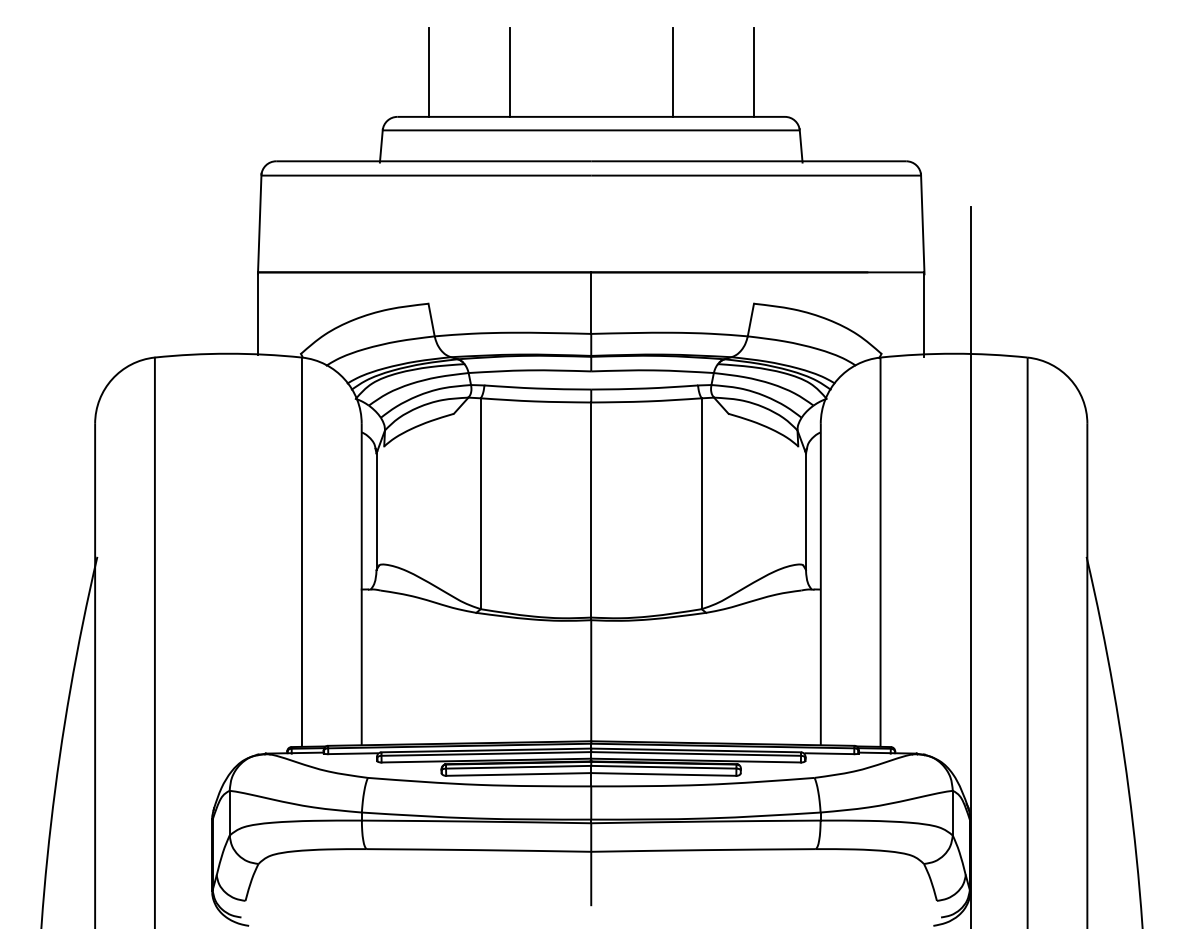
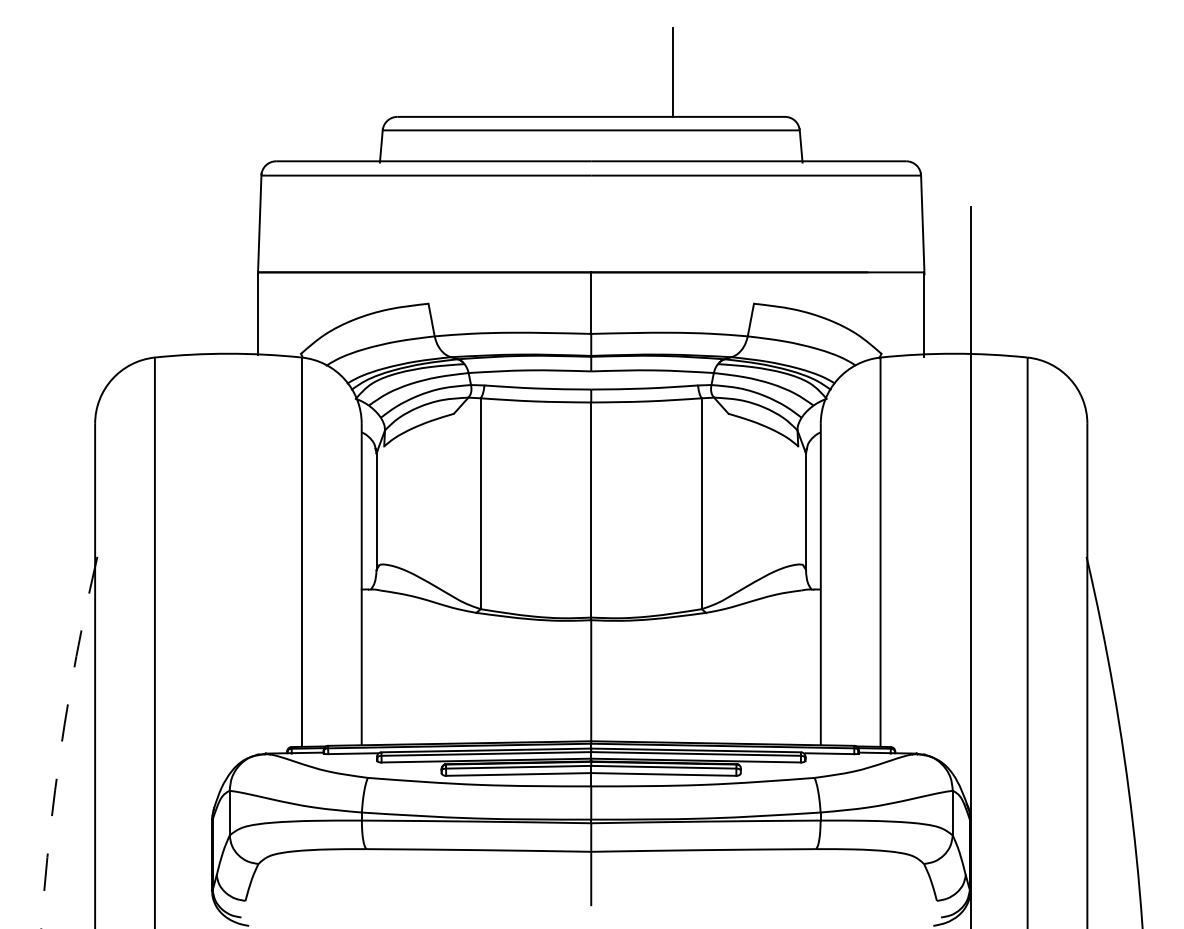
line: present -> none (428, 72)
line: present -> none (510, 72)
line: present -> none (753, 72)
arc: solid -> dashed (61, 742)
